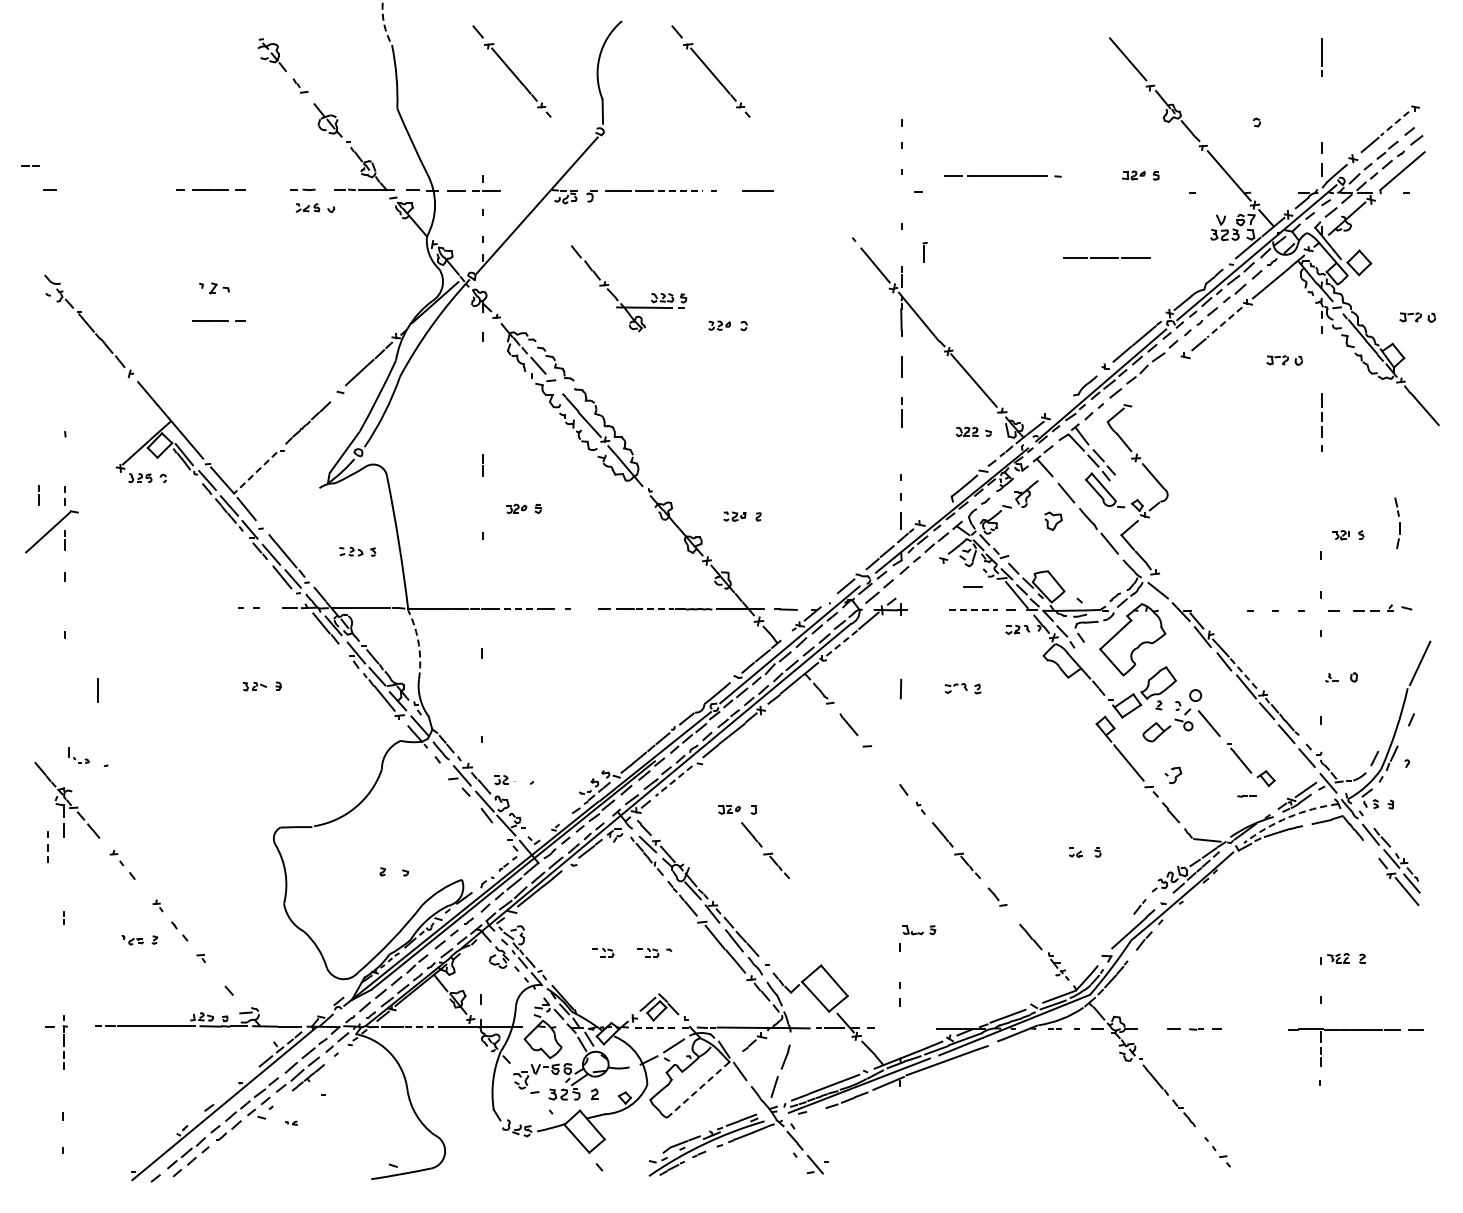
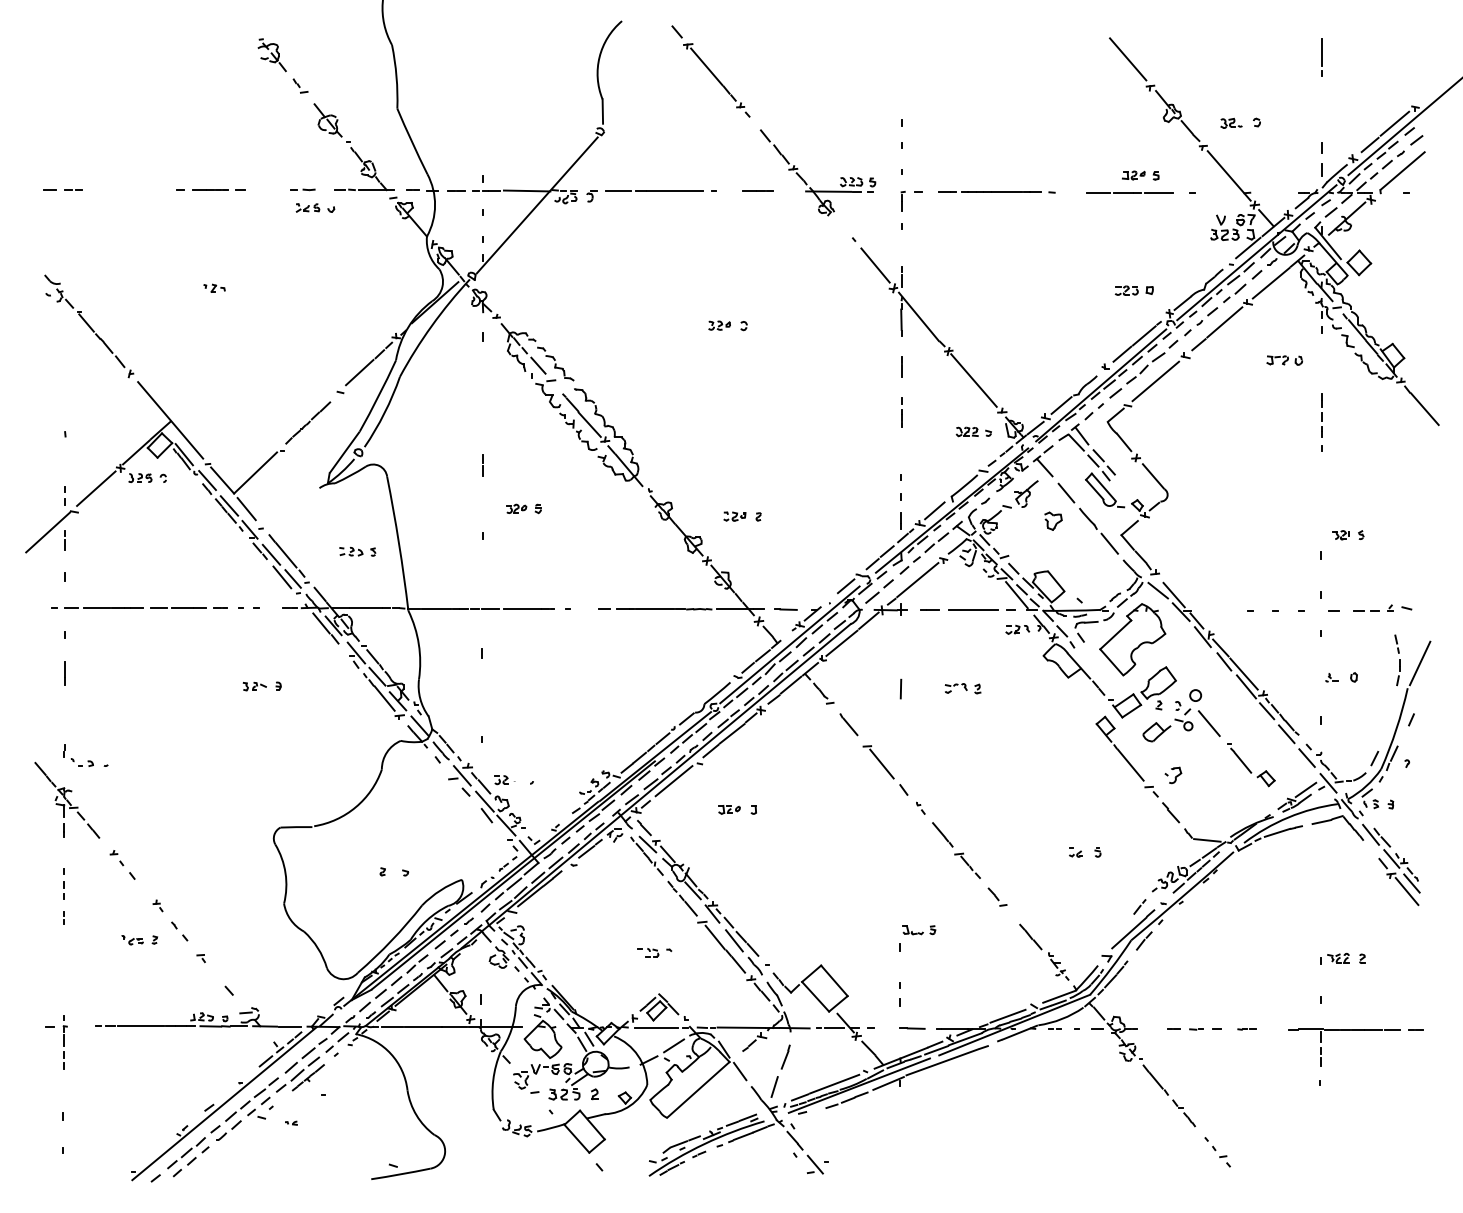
arc: dashed -> solid (384, 24)
part: present -> none (511, 71)
part: none -> present (1231, 122)
line: dashed -> solid (1394, 123)
line: none -> present (1403, 127)
line position: (29, 165) -> (72, 189) (72, 189)
line position: (1002, 176) -> (996, 192) (996, 192)
line: none -> present (526, 190)
line: dashed -> solid (675, 190)
part position: (924, 252) -> (902, 201) (902, 201)
line position: (1106, 257) -> (1129, 192) (1129, 192)
part size: 31x13 px -> 23x10 px (214, 287)
part: none -> present (1133, 290)
part position: (617, 298) -> (806, 182) (806, 182)
part: present -> none (1417, 317)
line: present -> none (218, 320)
line: dashed -> solid (1224, 322)
line: none -> present (1155, 381)
line: none -> present (1061, 405)
line: dashed -> solid (255, 473)
line: none -> present (96, 488)
line: present -> none (38, 495)
line: none -> present (934, 510)
part position: (1397, 523) -> (1397, 660) (1397, 660)
line: none -> present (917, 580)
line position: (972, 586) -> (929, 609) (929, 609)
line: none -> present (1173, 594)
line: none -> present (139, 607)
line: dashed -> solid (522, 608)
line: dashed -> solid (655, 609)
line: dashed -> solid (973, 610)
line: dashed -> solid (841, 643)
arc: dashed -> solid (418, 644)
line: dashed -> solid (1244, 674)
line position: (97, 690) -> (64, 673) (64, 673)
part size: 22x17 px -> 31x23 px (78, 755)
line: none -> present (881, 763)
line: dashed -> solid (674, 781)
line position: (1246, 796) -> (1246, 1029) (1246, 1029)
arc: dashed -> solid (1288, 817)
line position: (47, 846) -> (63, 883) (63, 883)
part: present -> none (765, 850)
part: present -> none (603, 952)
line: dashed -> solid (423, 1026)
line: dashed -> solid (656, 1027)
line: none -> present (912, 1028)
line: dashed -> solid (698, 1089)
